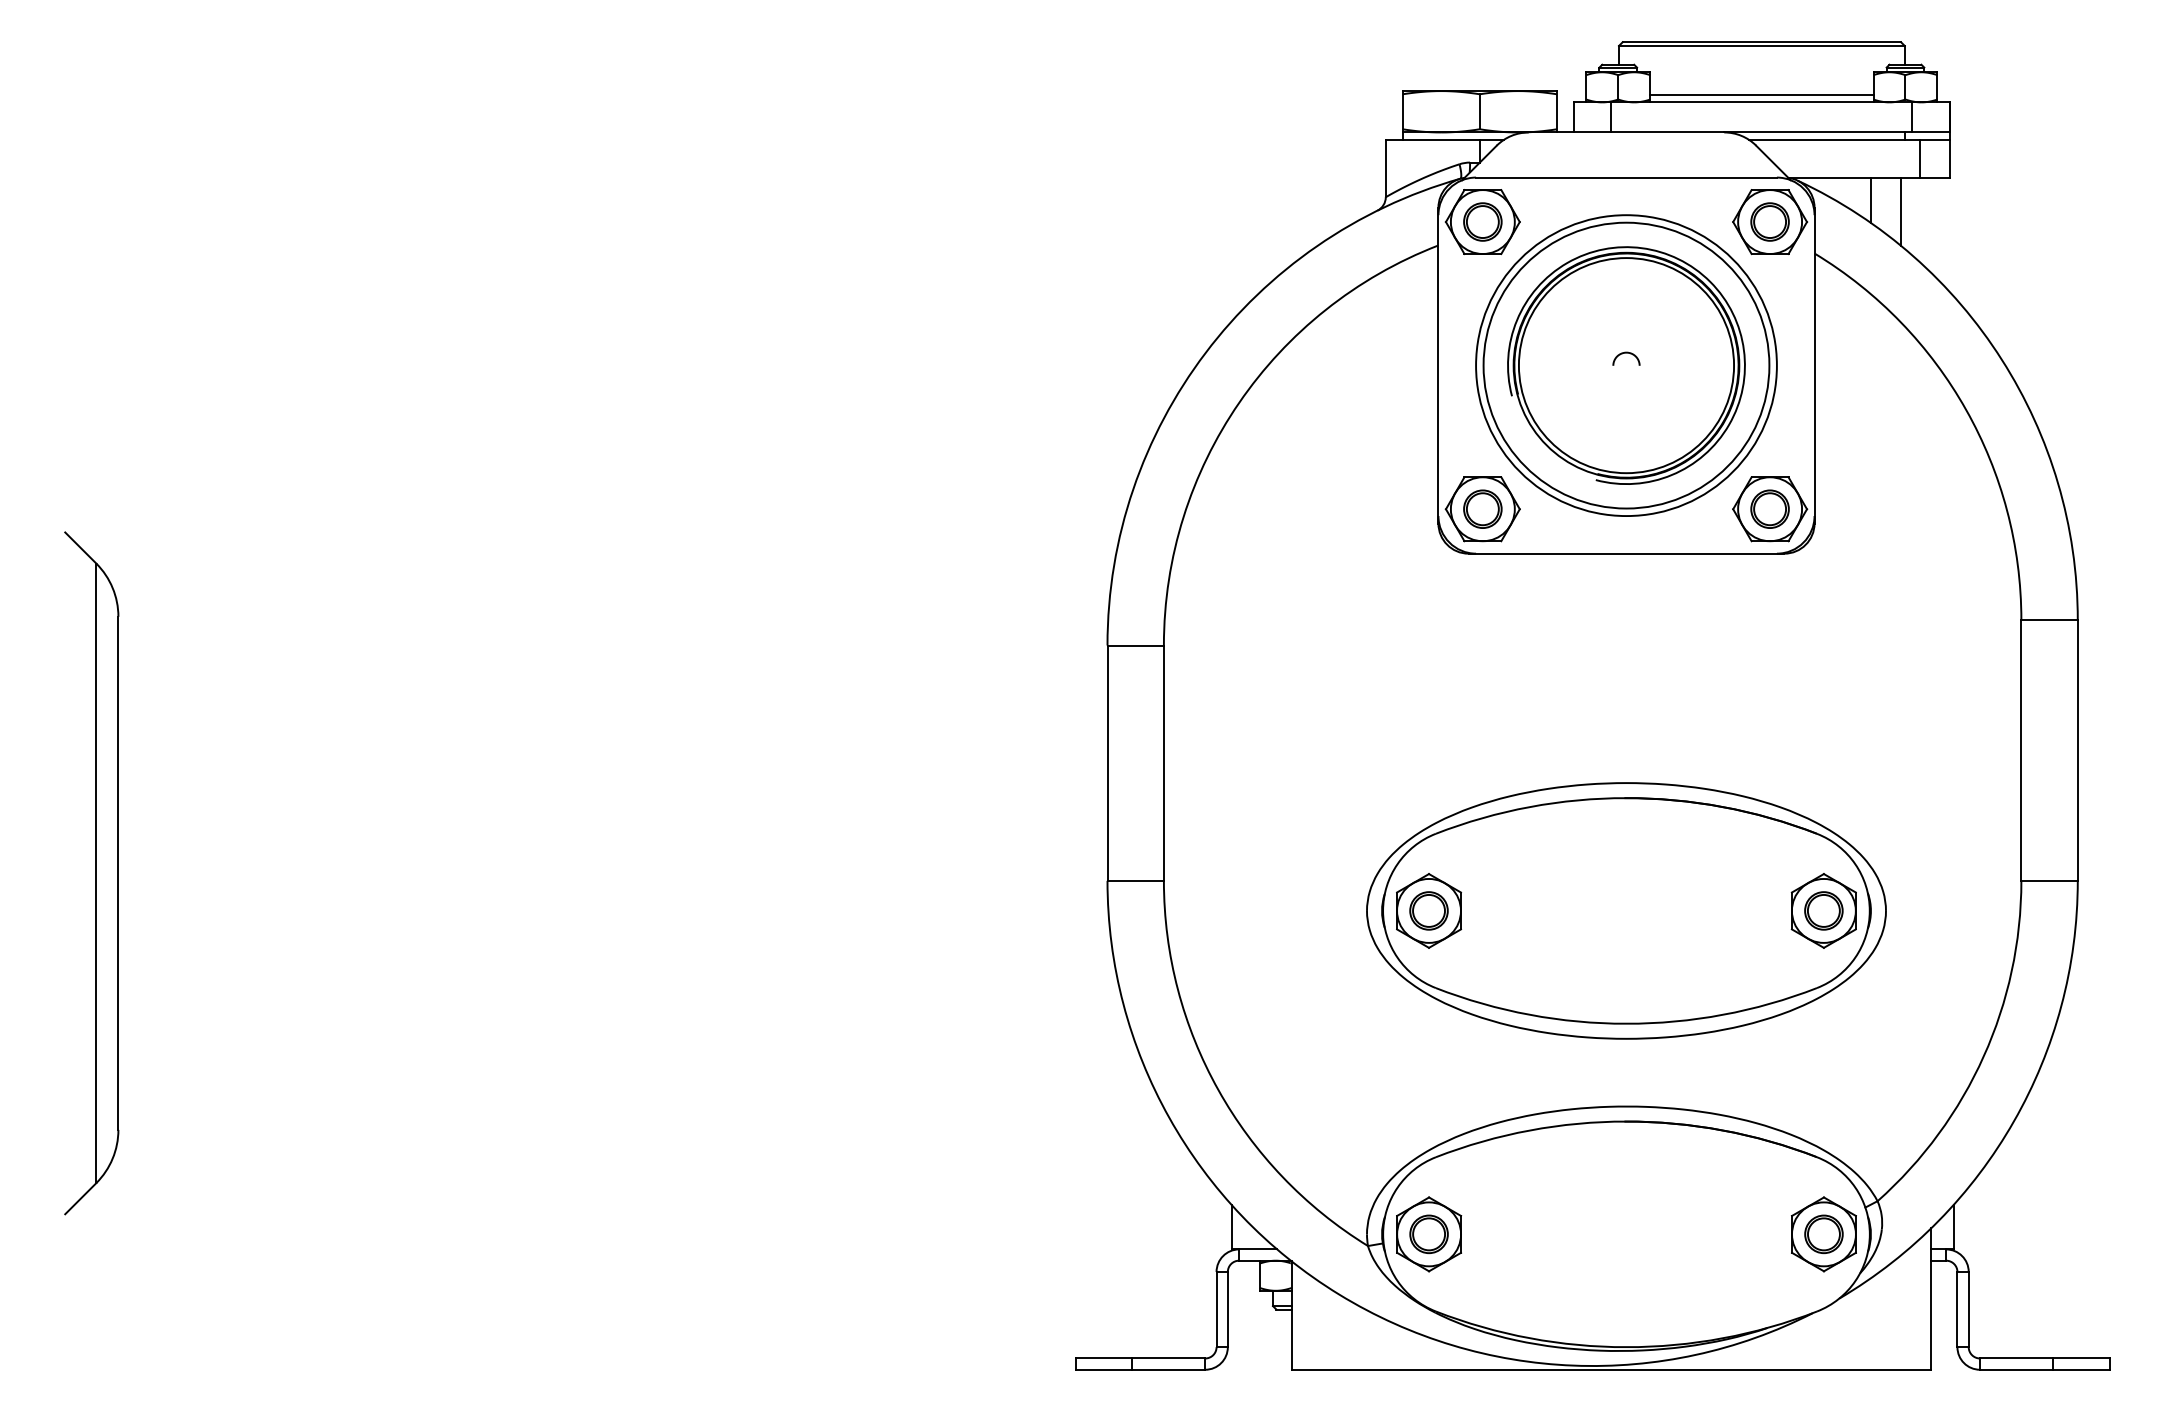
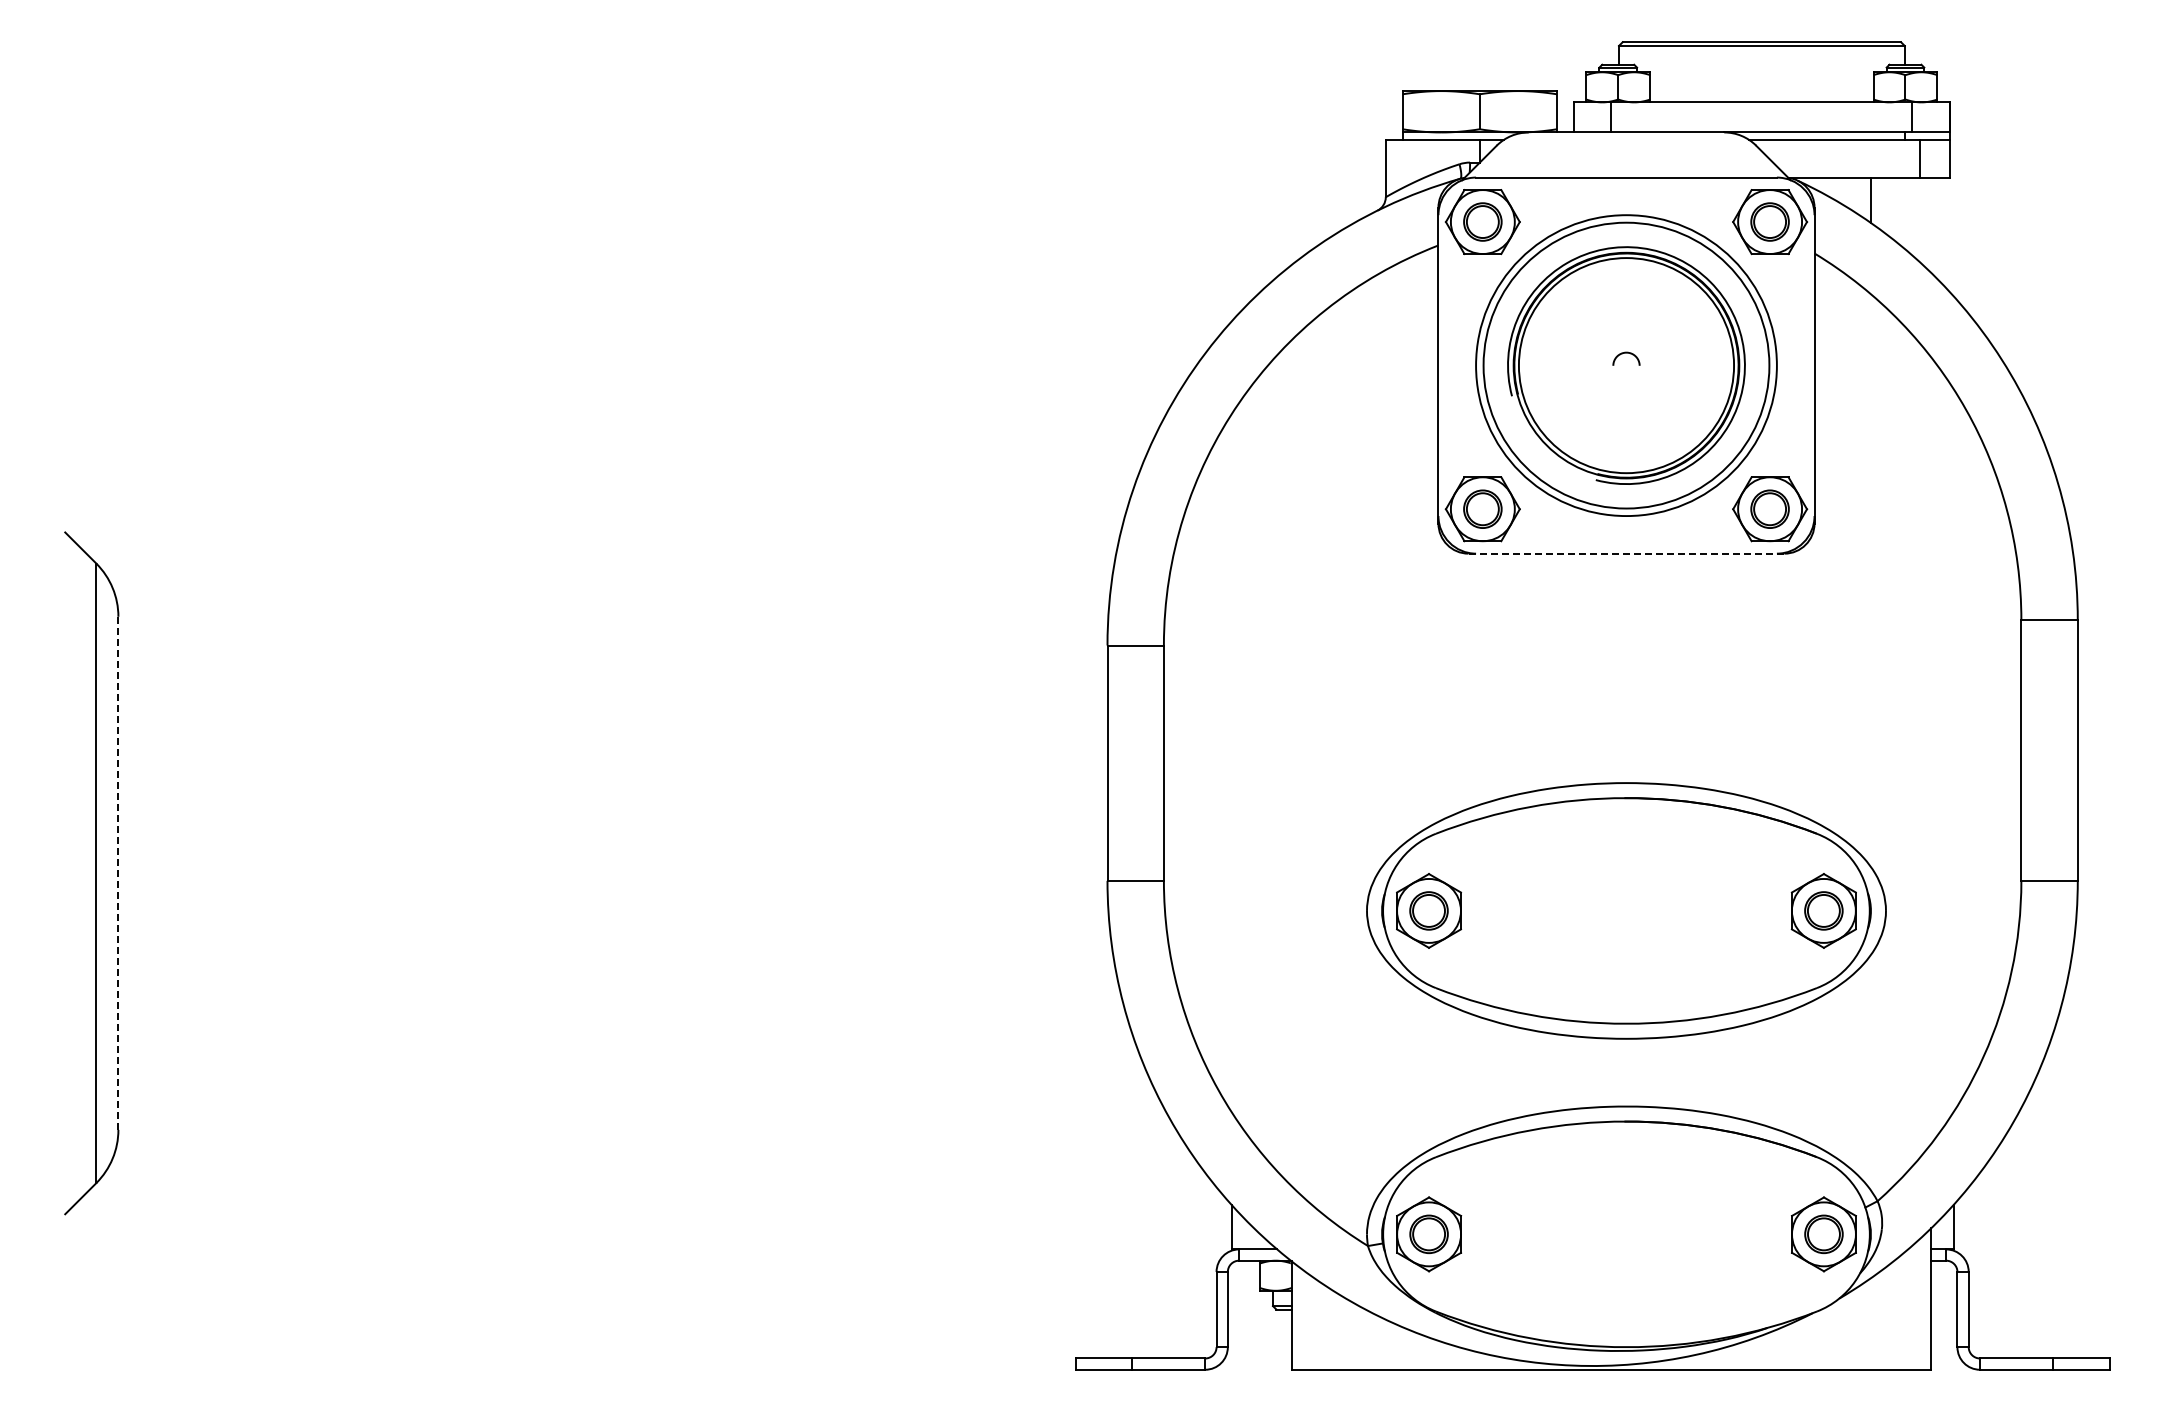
line: present -> none (1761, 94)
line: present -> none (1901, 211)
line: solid -> dashed (1626, 553)
line: solid -> dashed (118, 873)
